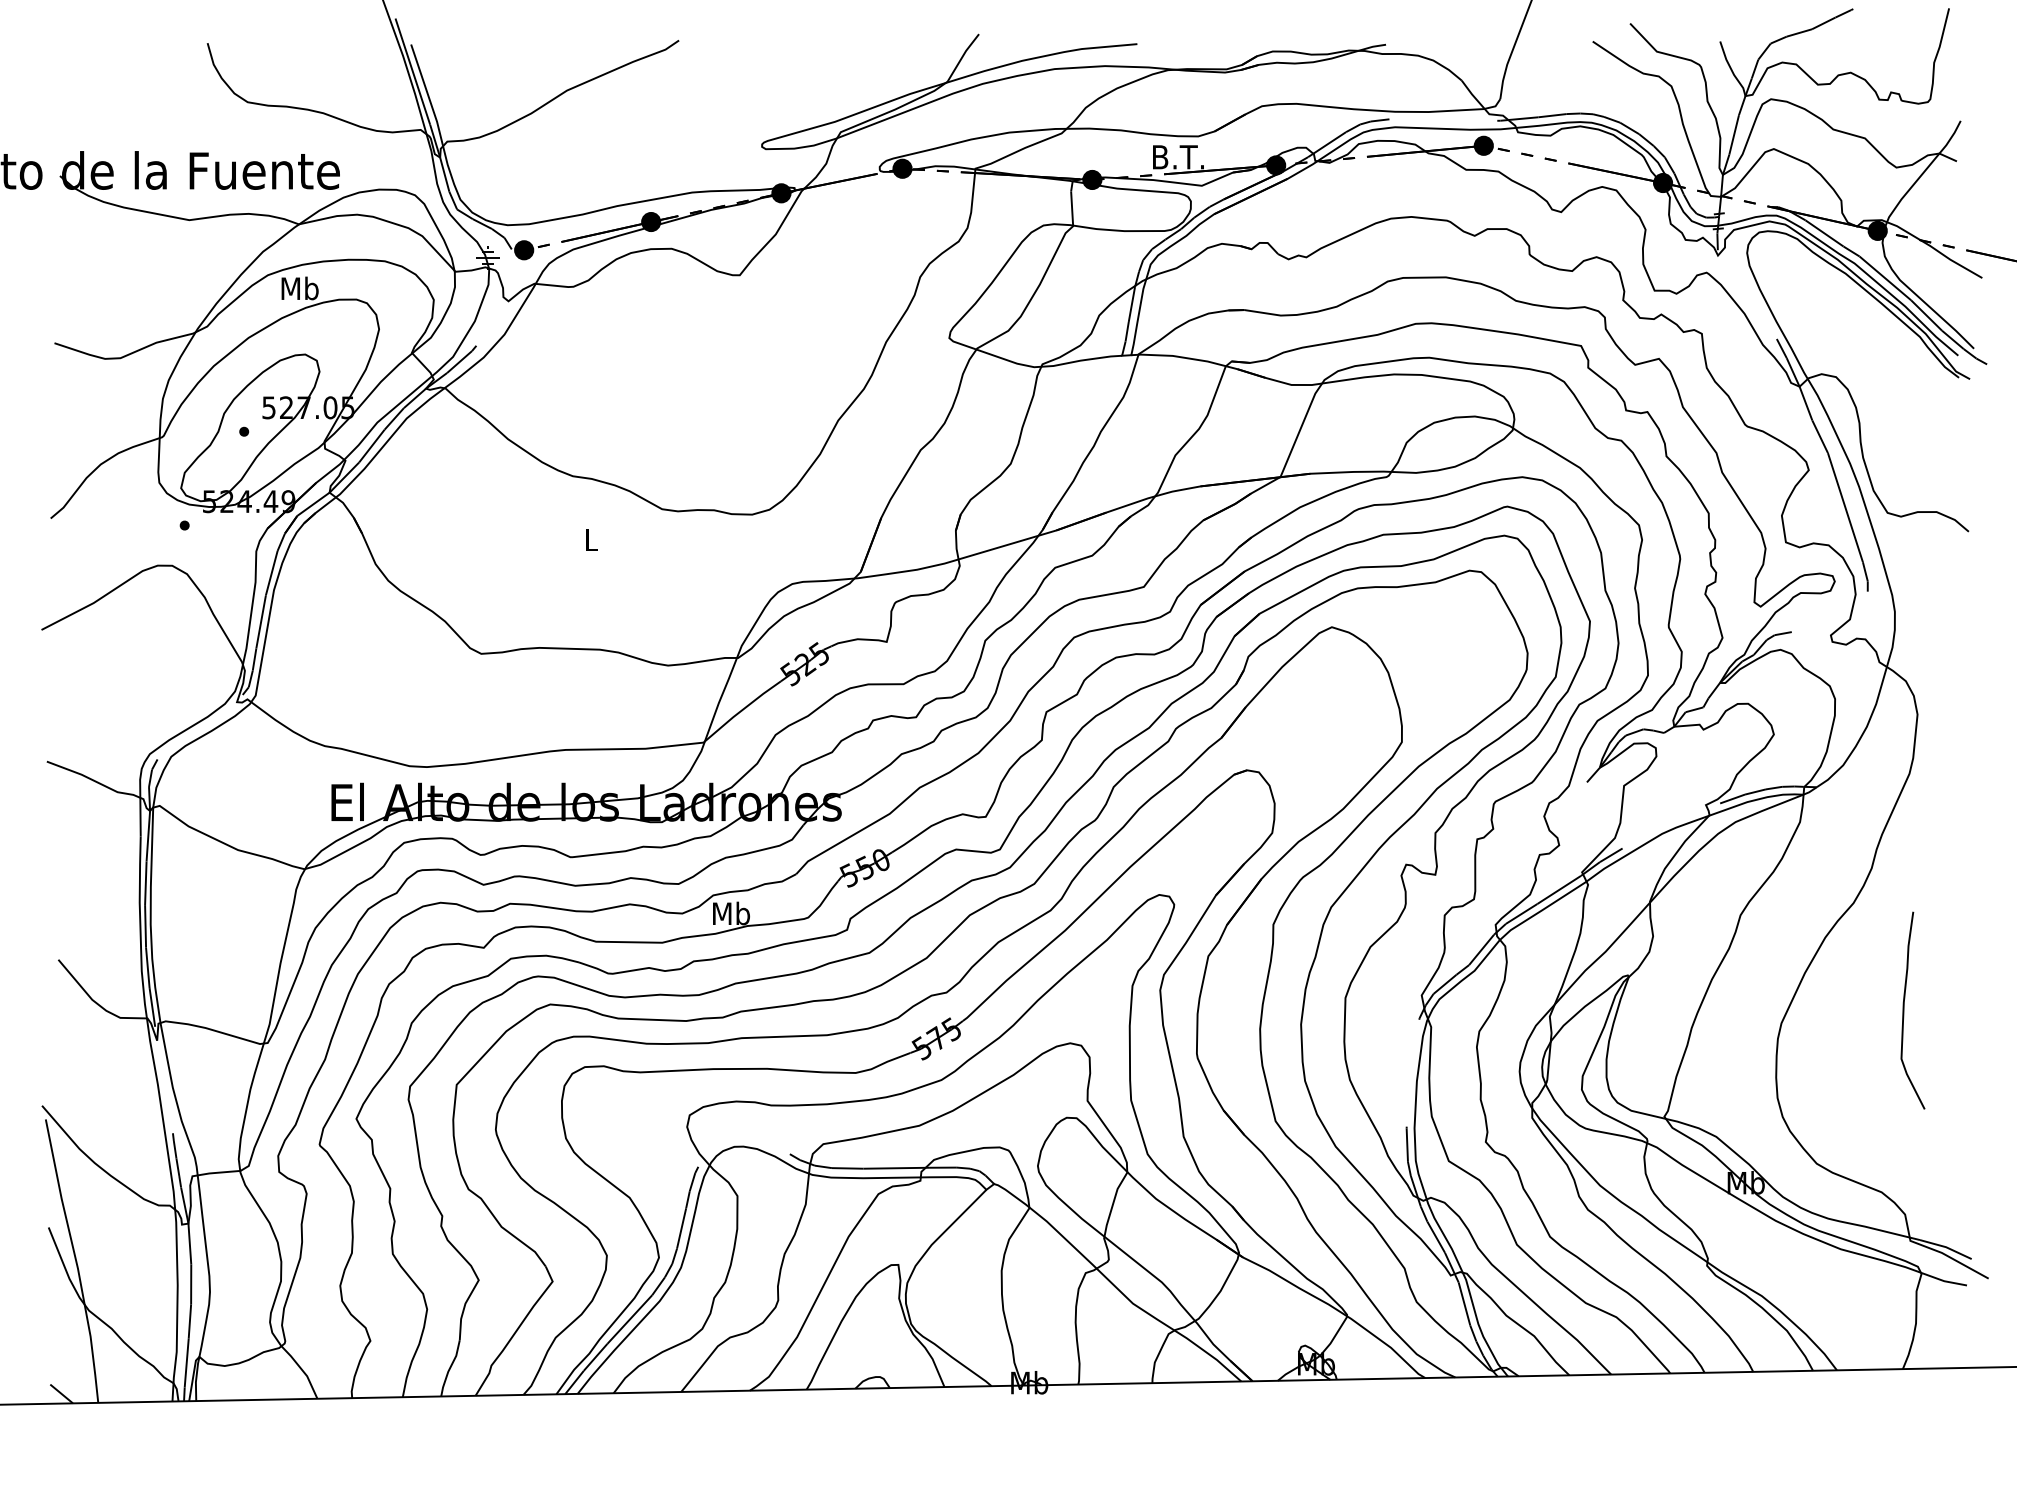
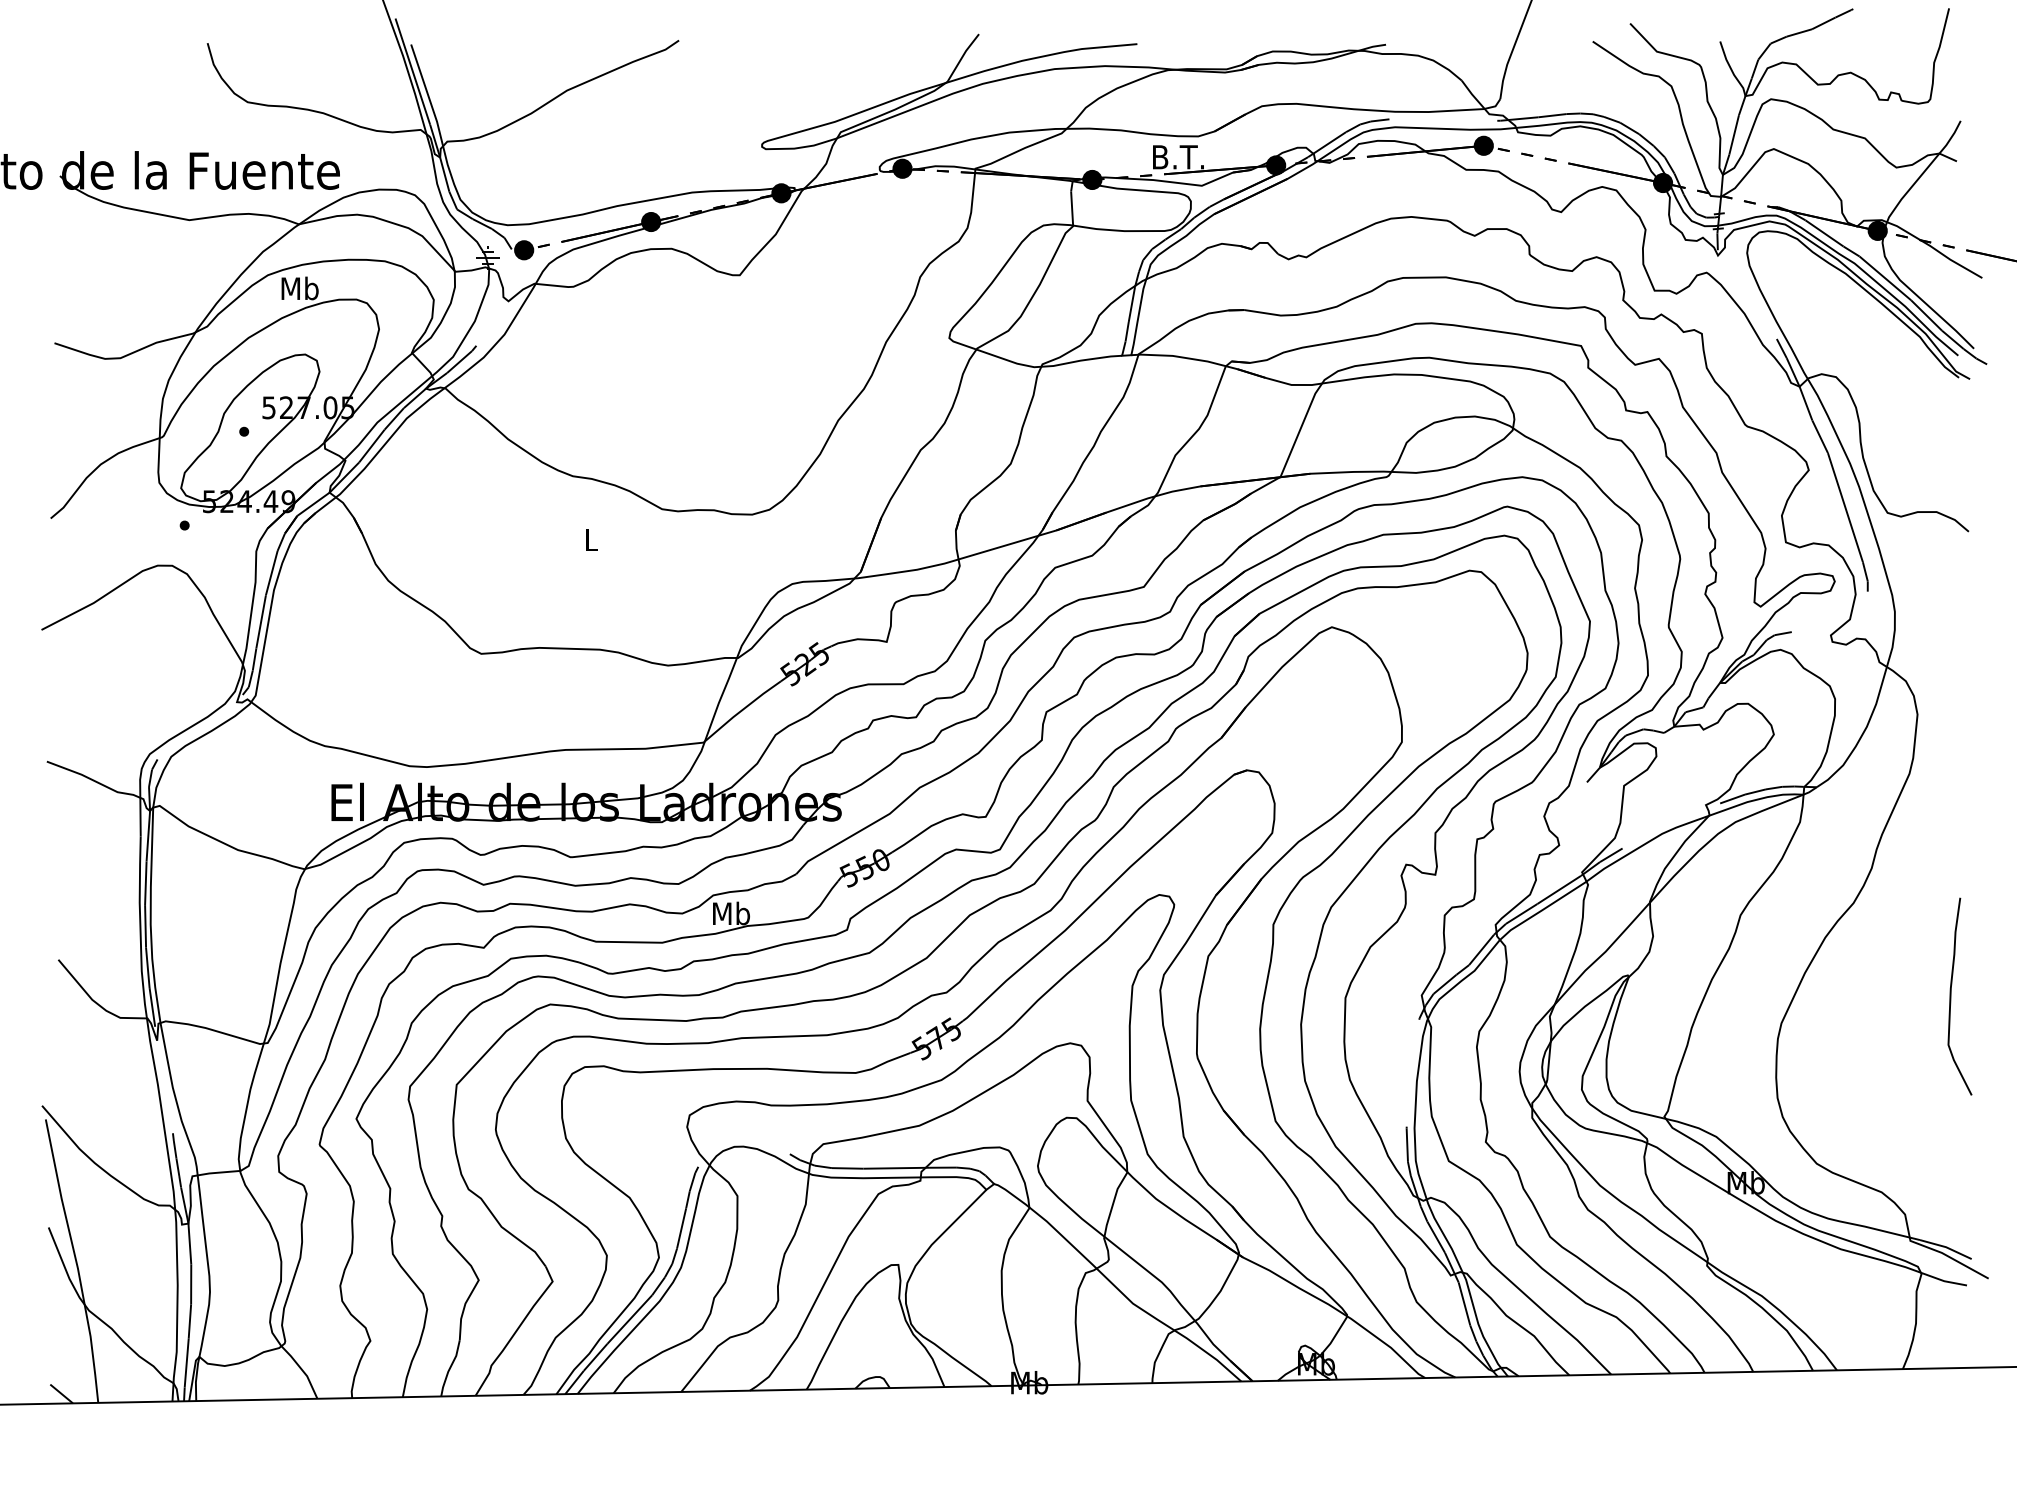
curve position: (1904, 1010) -> (1951, 996) (1951, 996)
